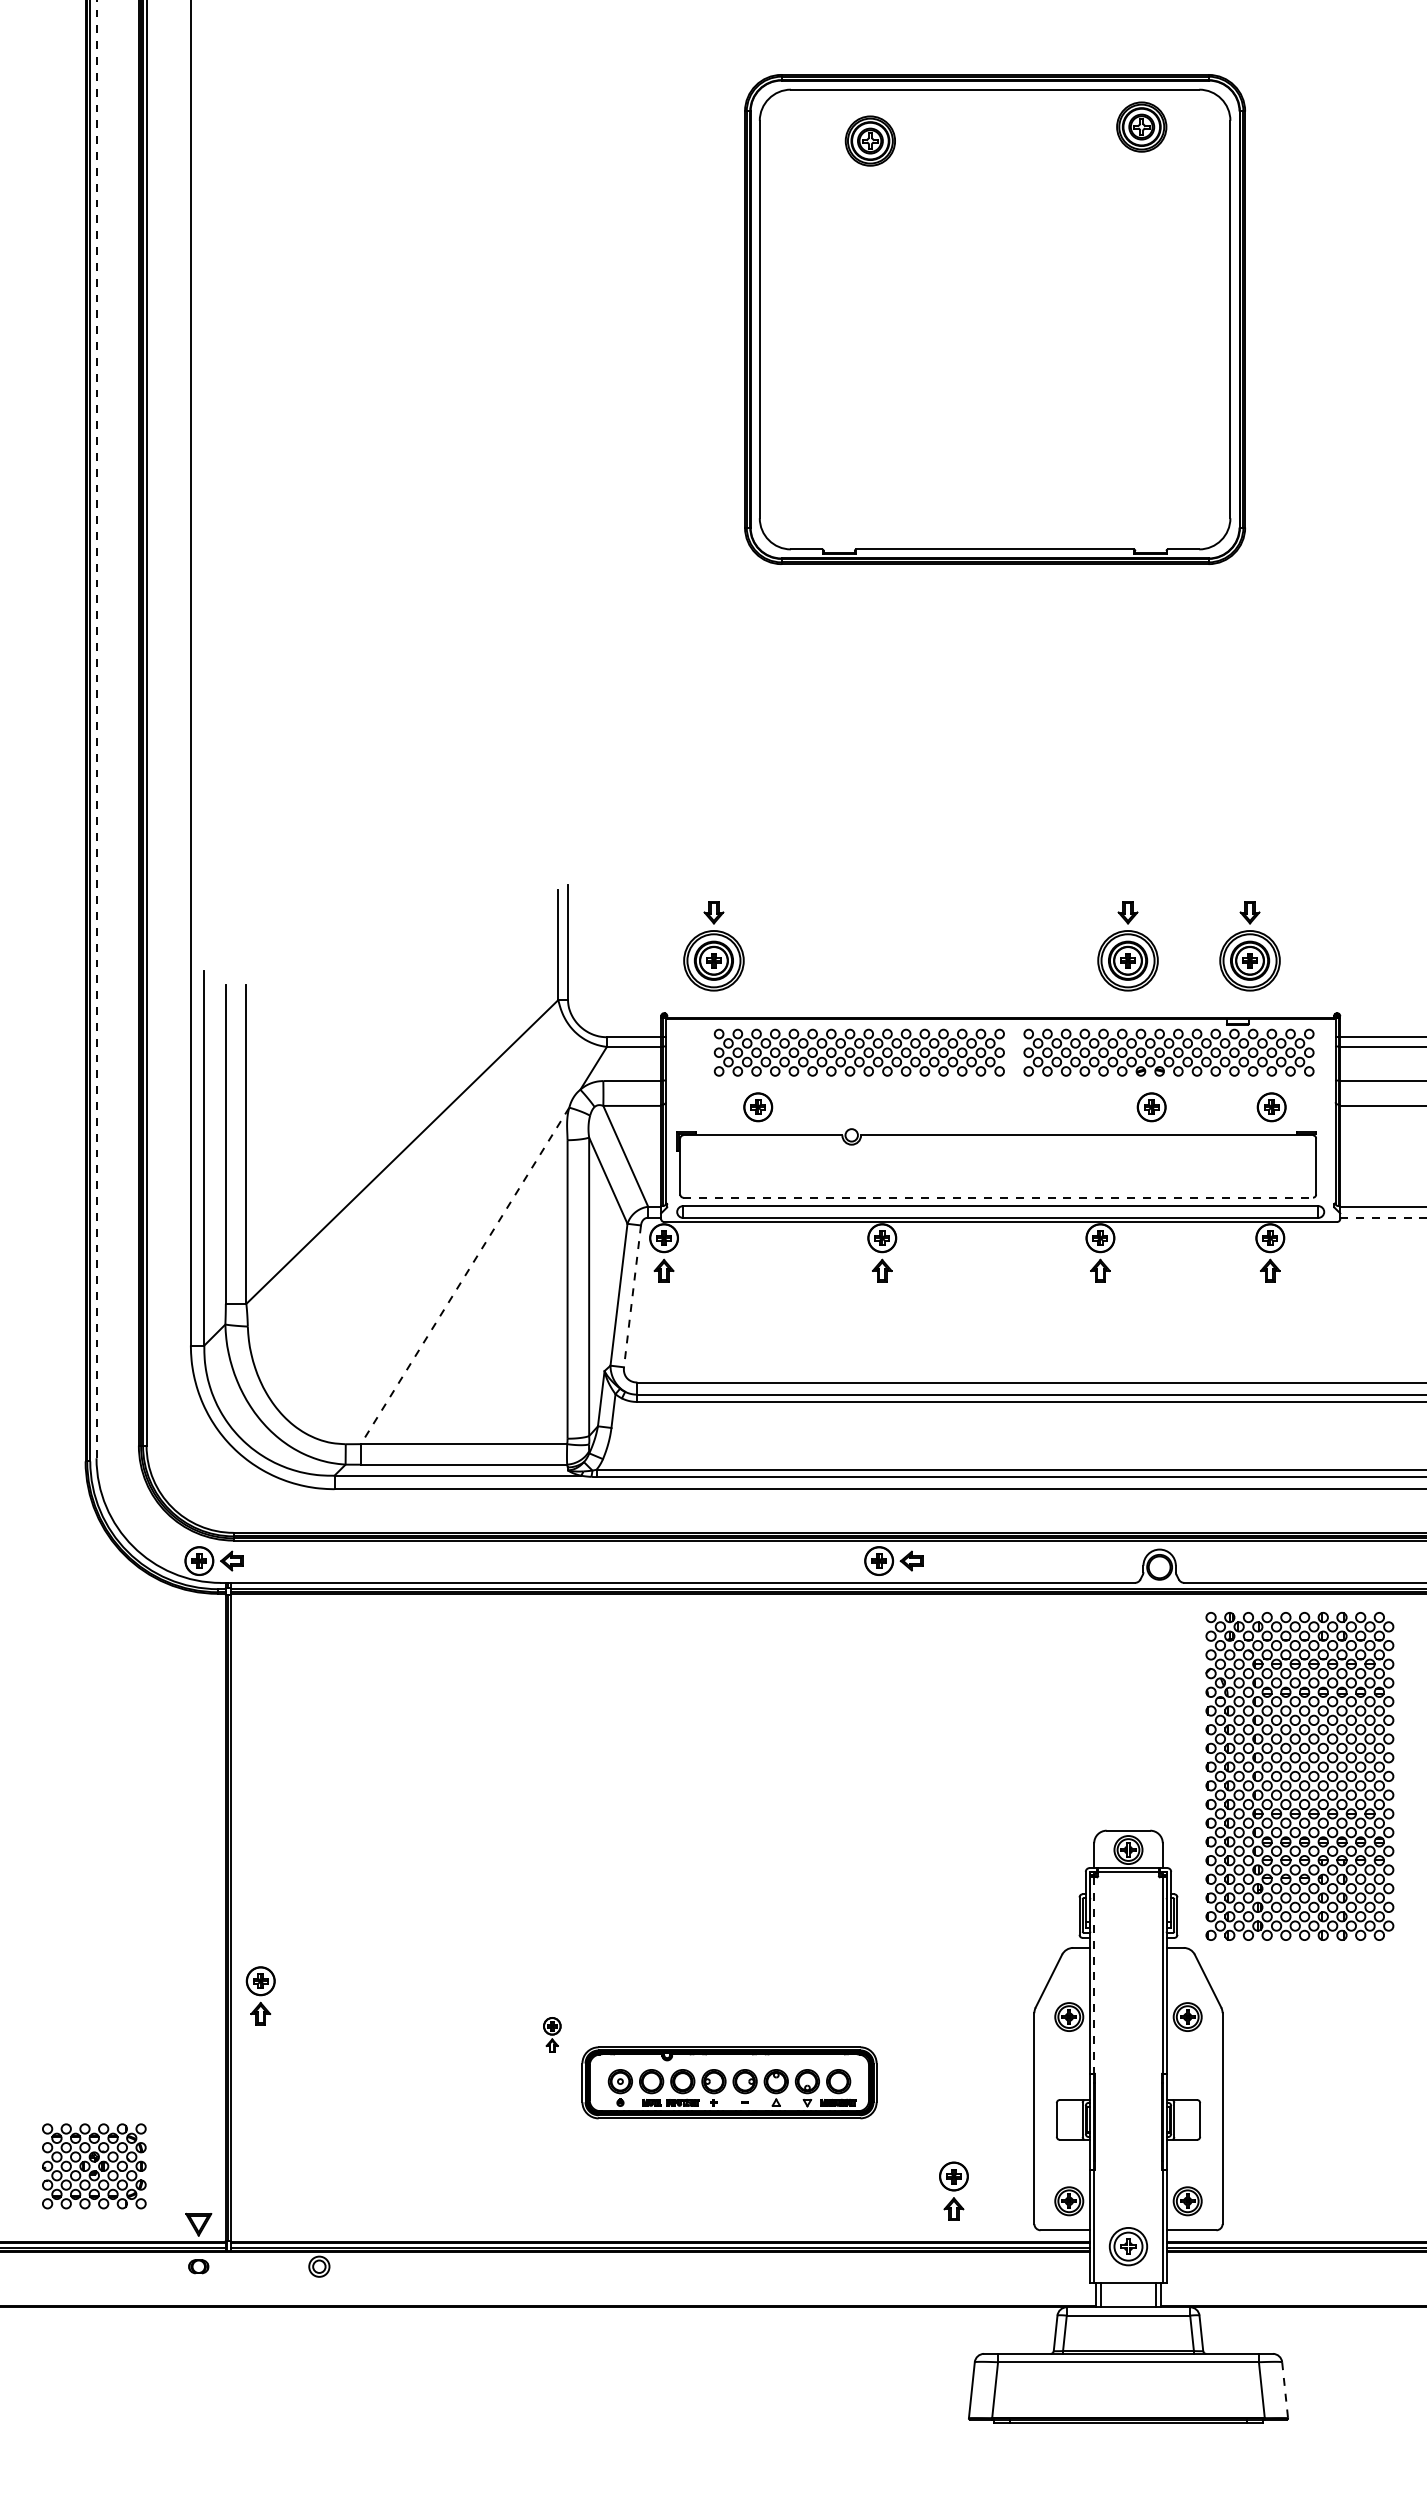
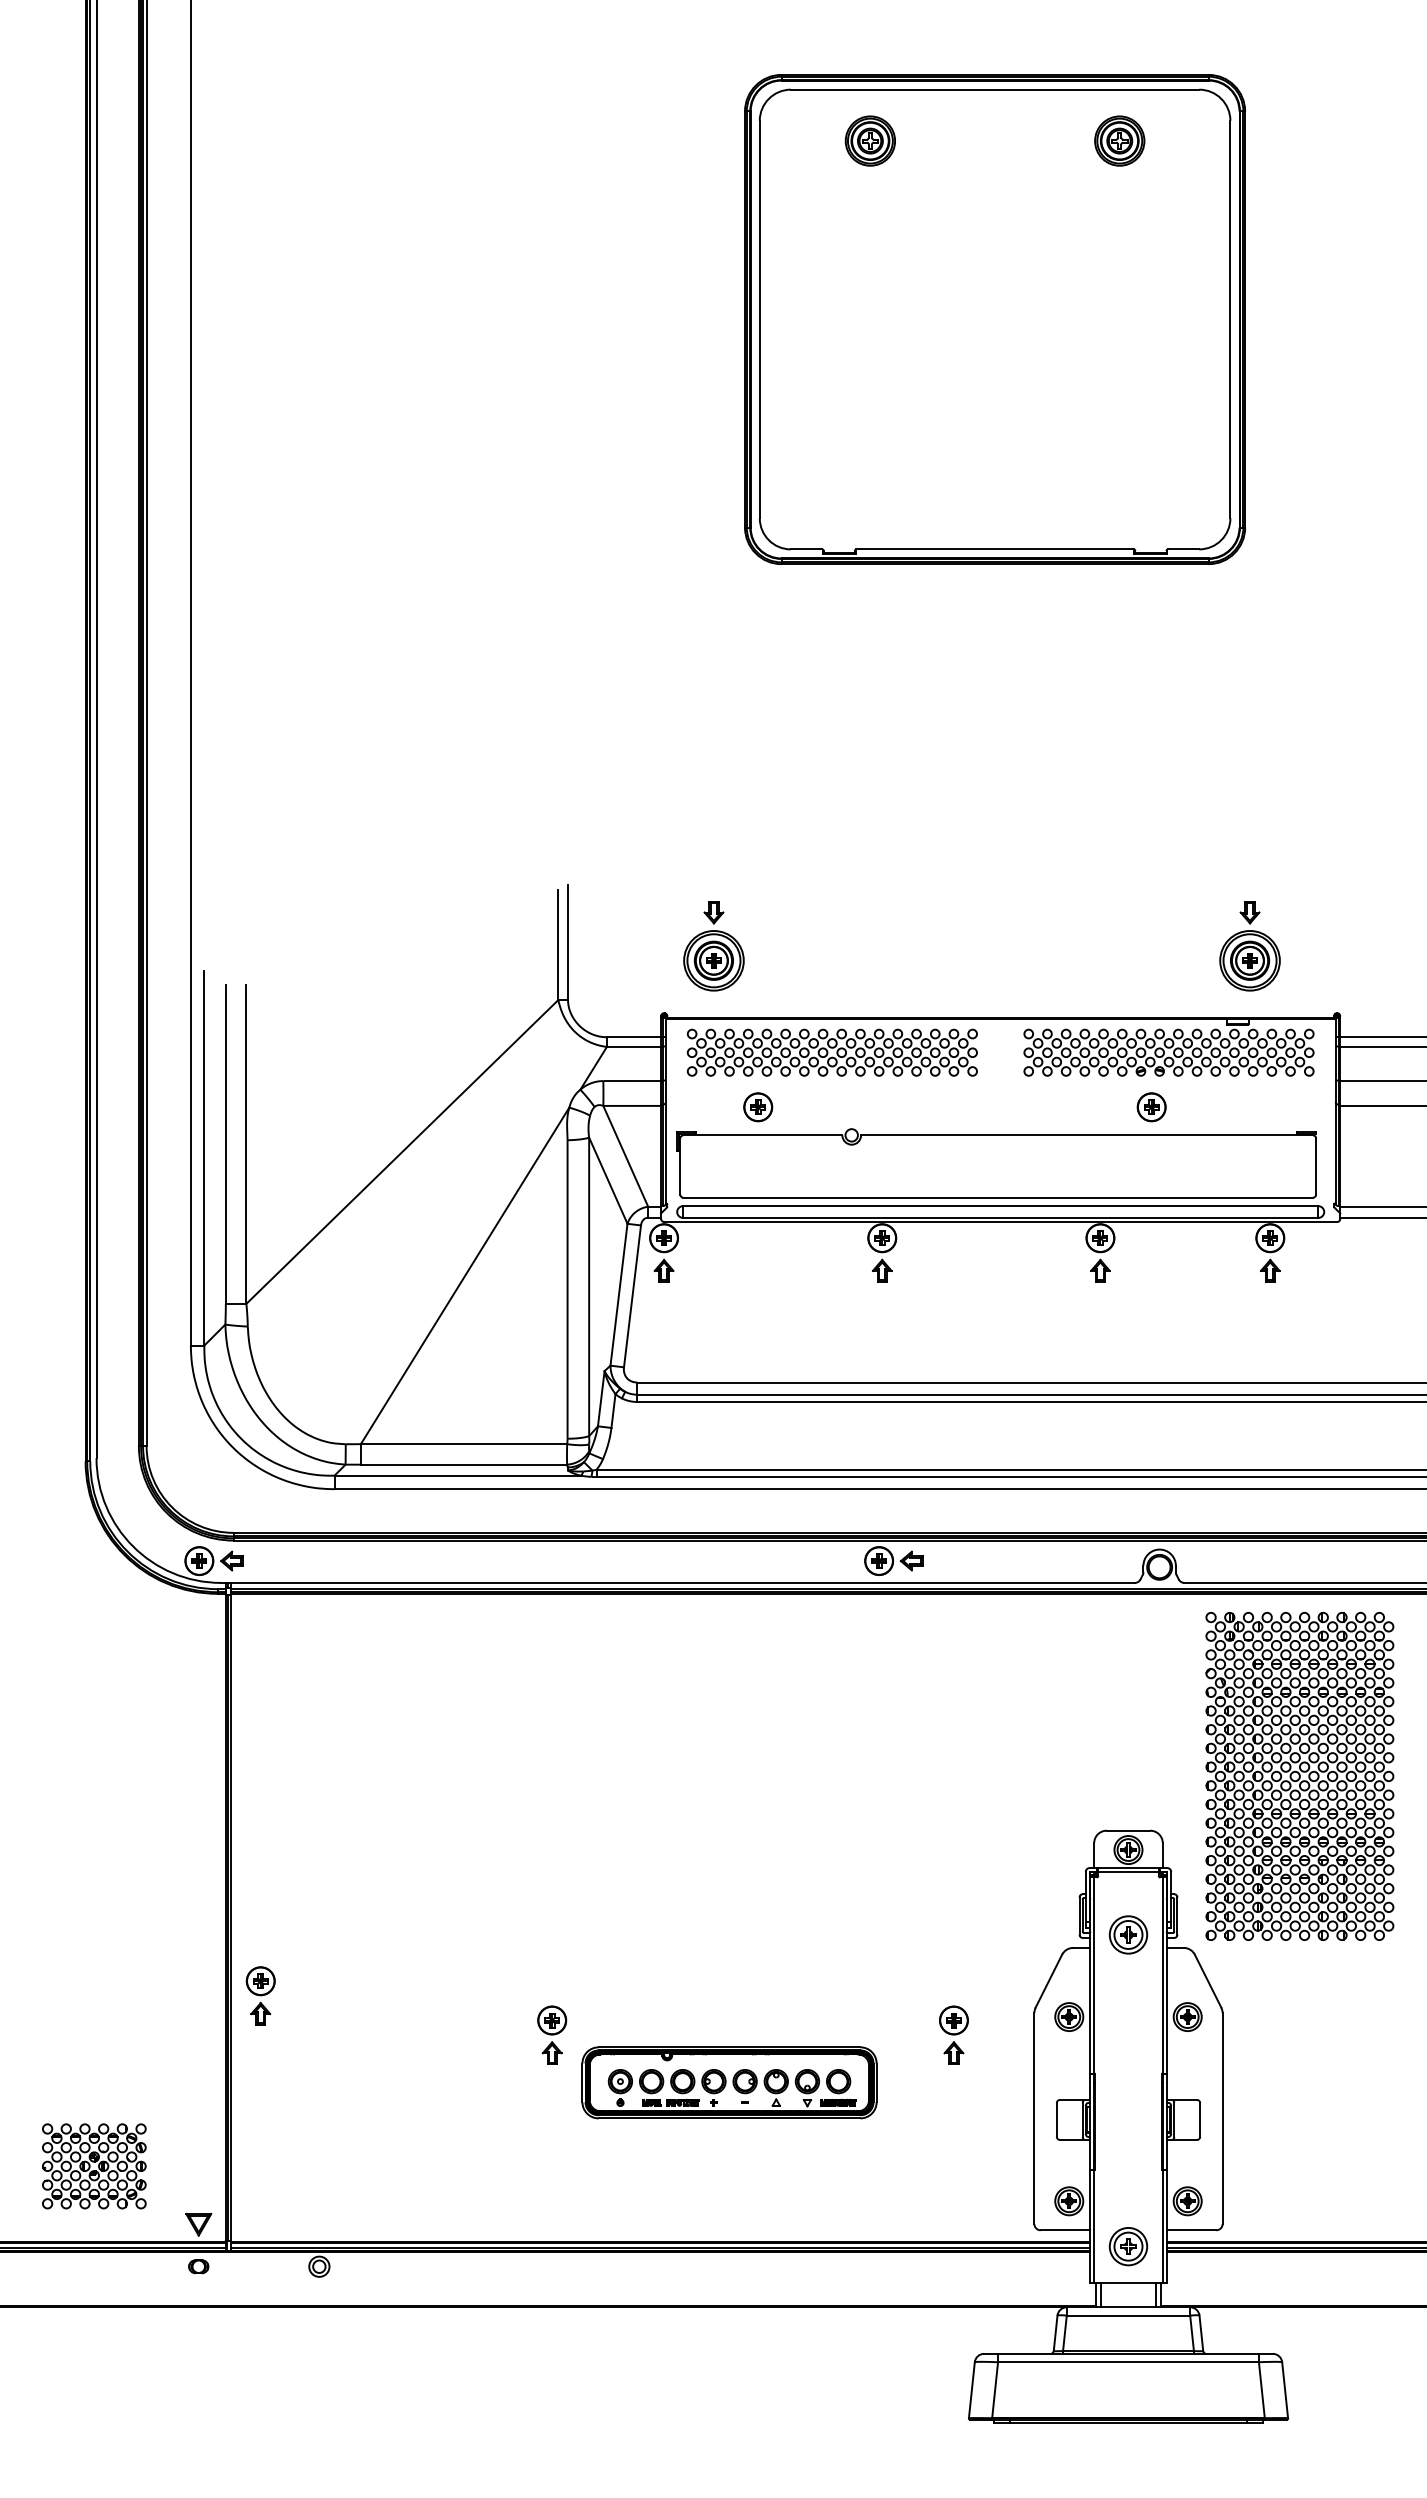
part position: (1141, 126) -> (1119, 140) (1119, 140)
line: dashed -> solid (96, 729)
part: present -> none (1127, 946)
part position: (858, 1052) -> (831, 1052) (831, 1052)
part: present -> none (1271, 1107)
line: dashed -> solid (998, 1197)
line: dashed -> solid (1383, 1217)
line: dashed -> solid (465, 1275)
line: dashed -> solid (632, 1296)
part: none -> present (1128, 1934)
line: dashed -> solid (1094, 1975)
part size: 19x36 px -> 31x60 px (552, 2034)
part position: (953, 2190) -> (953, 2034) (953, 2034)
line: dashed -> solid (1285, 2390)
